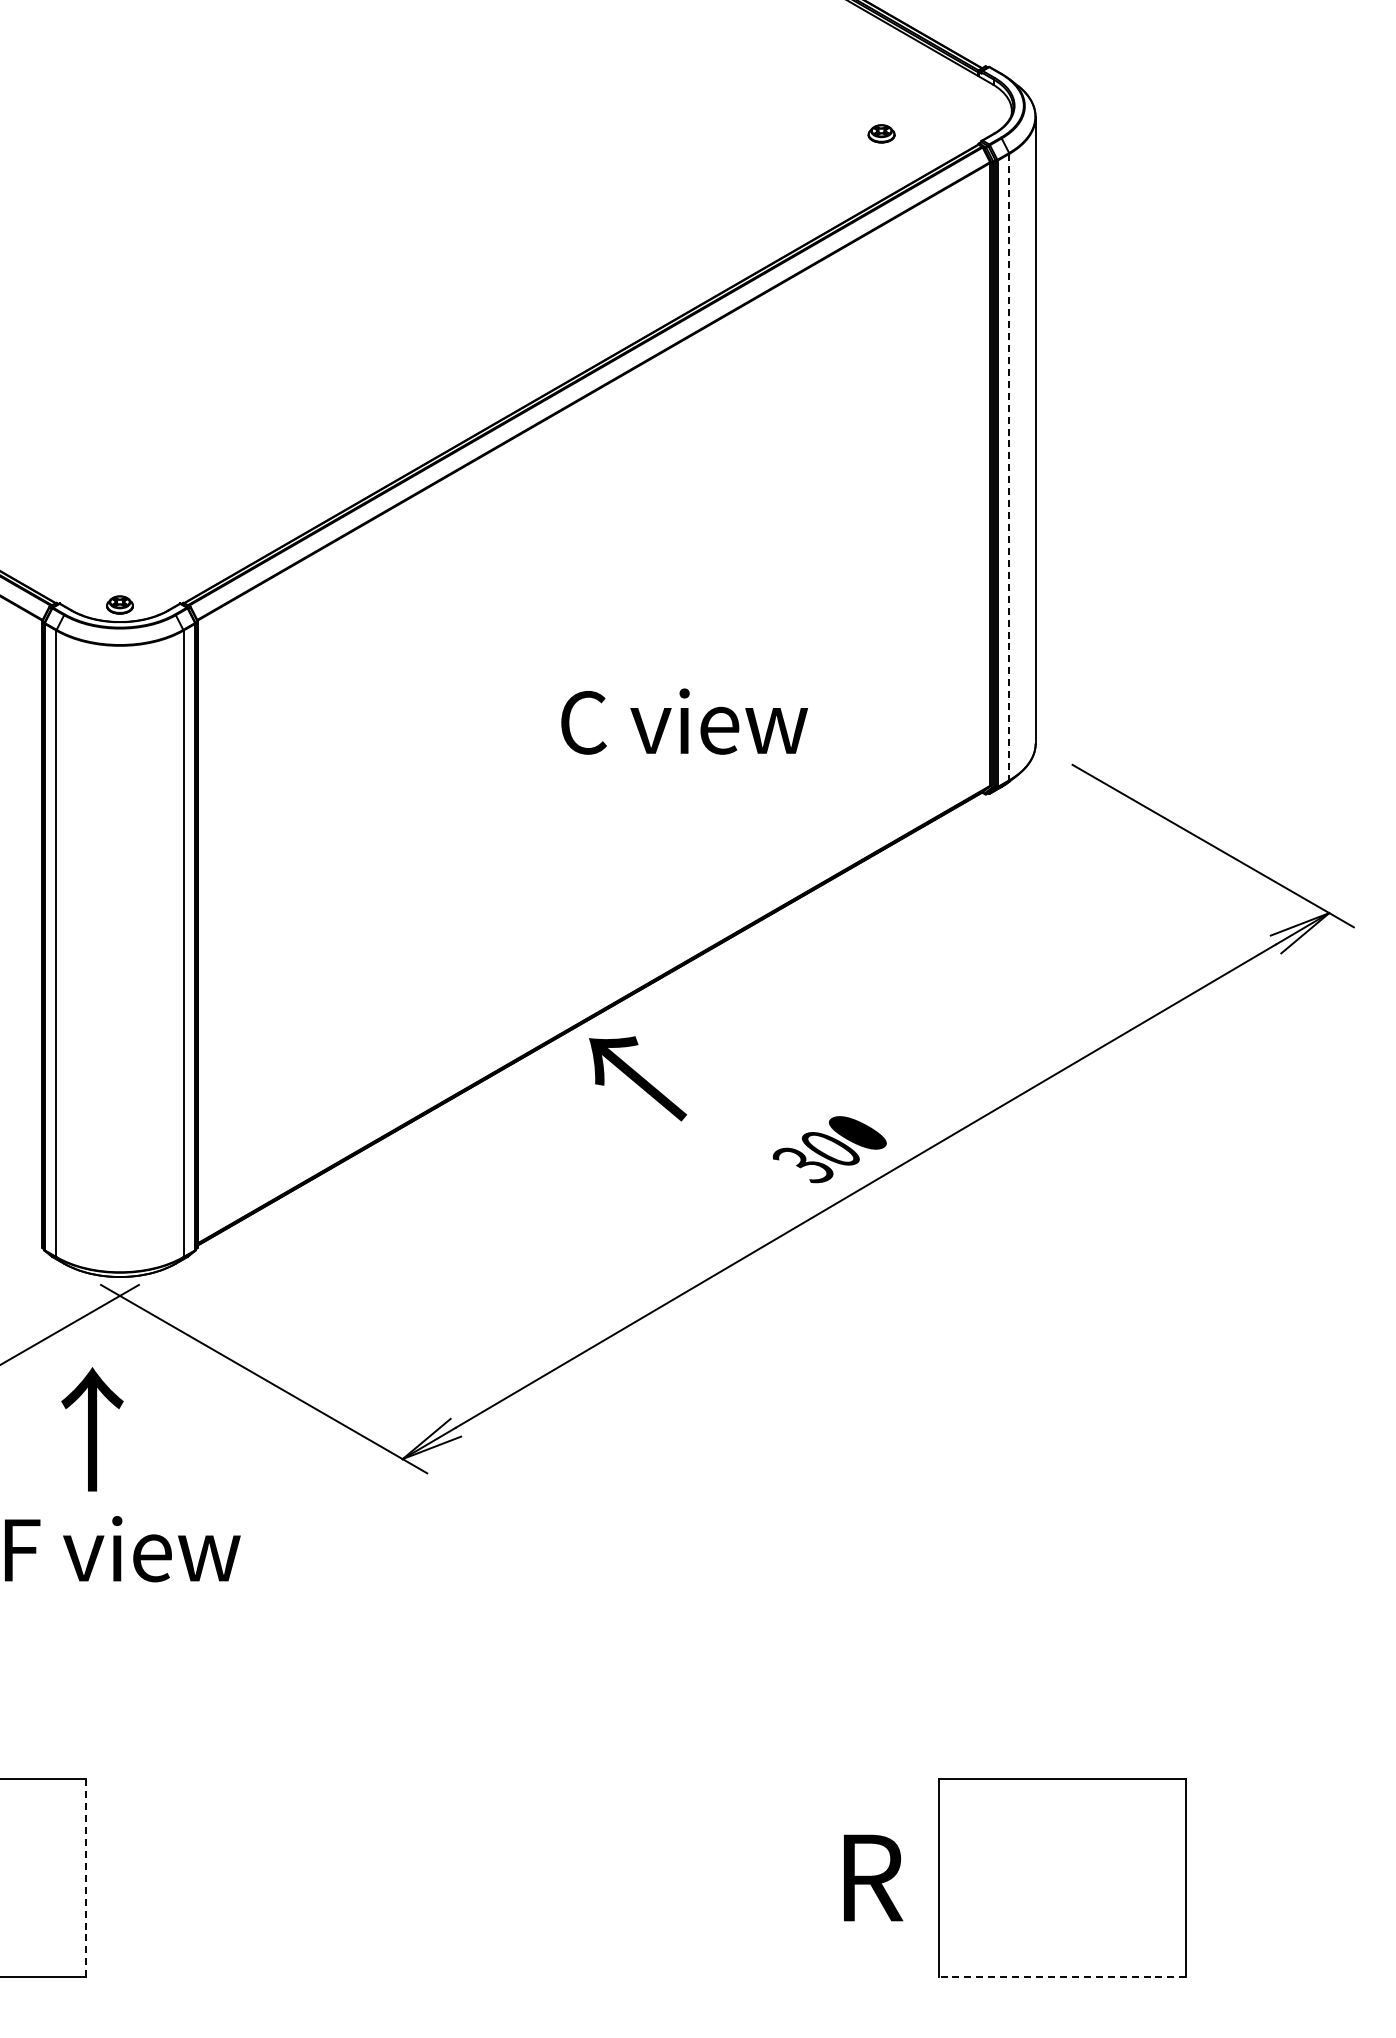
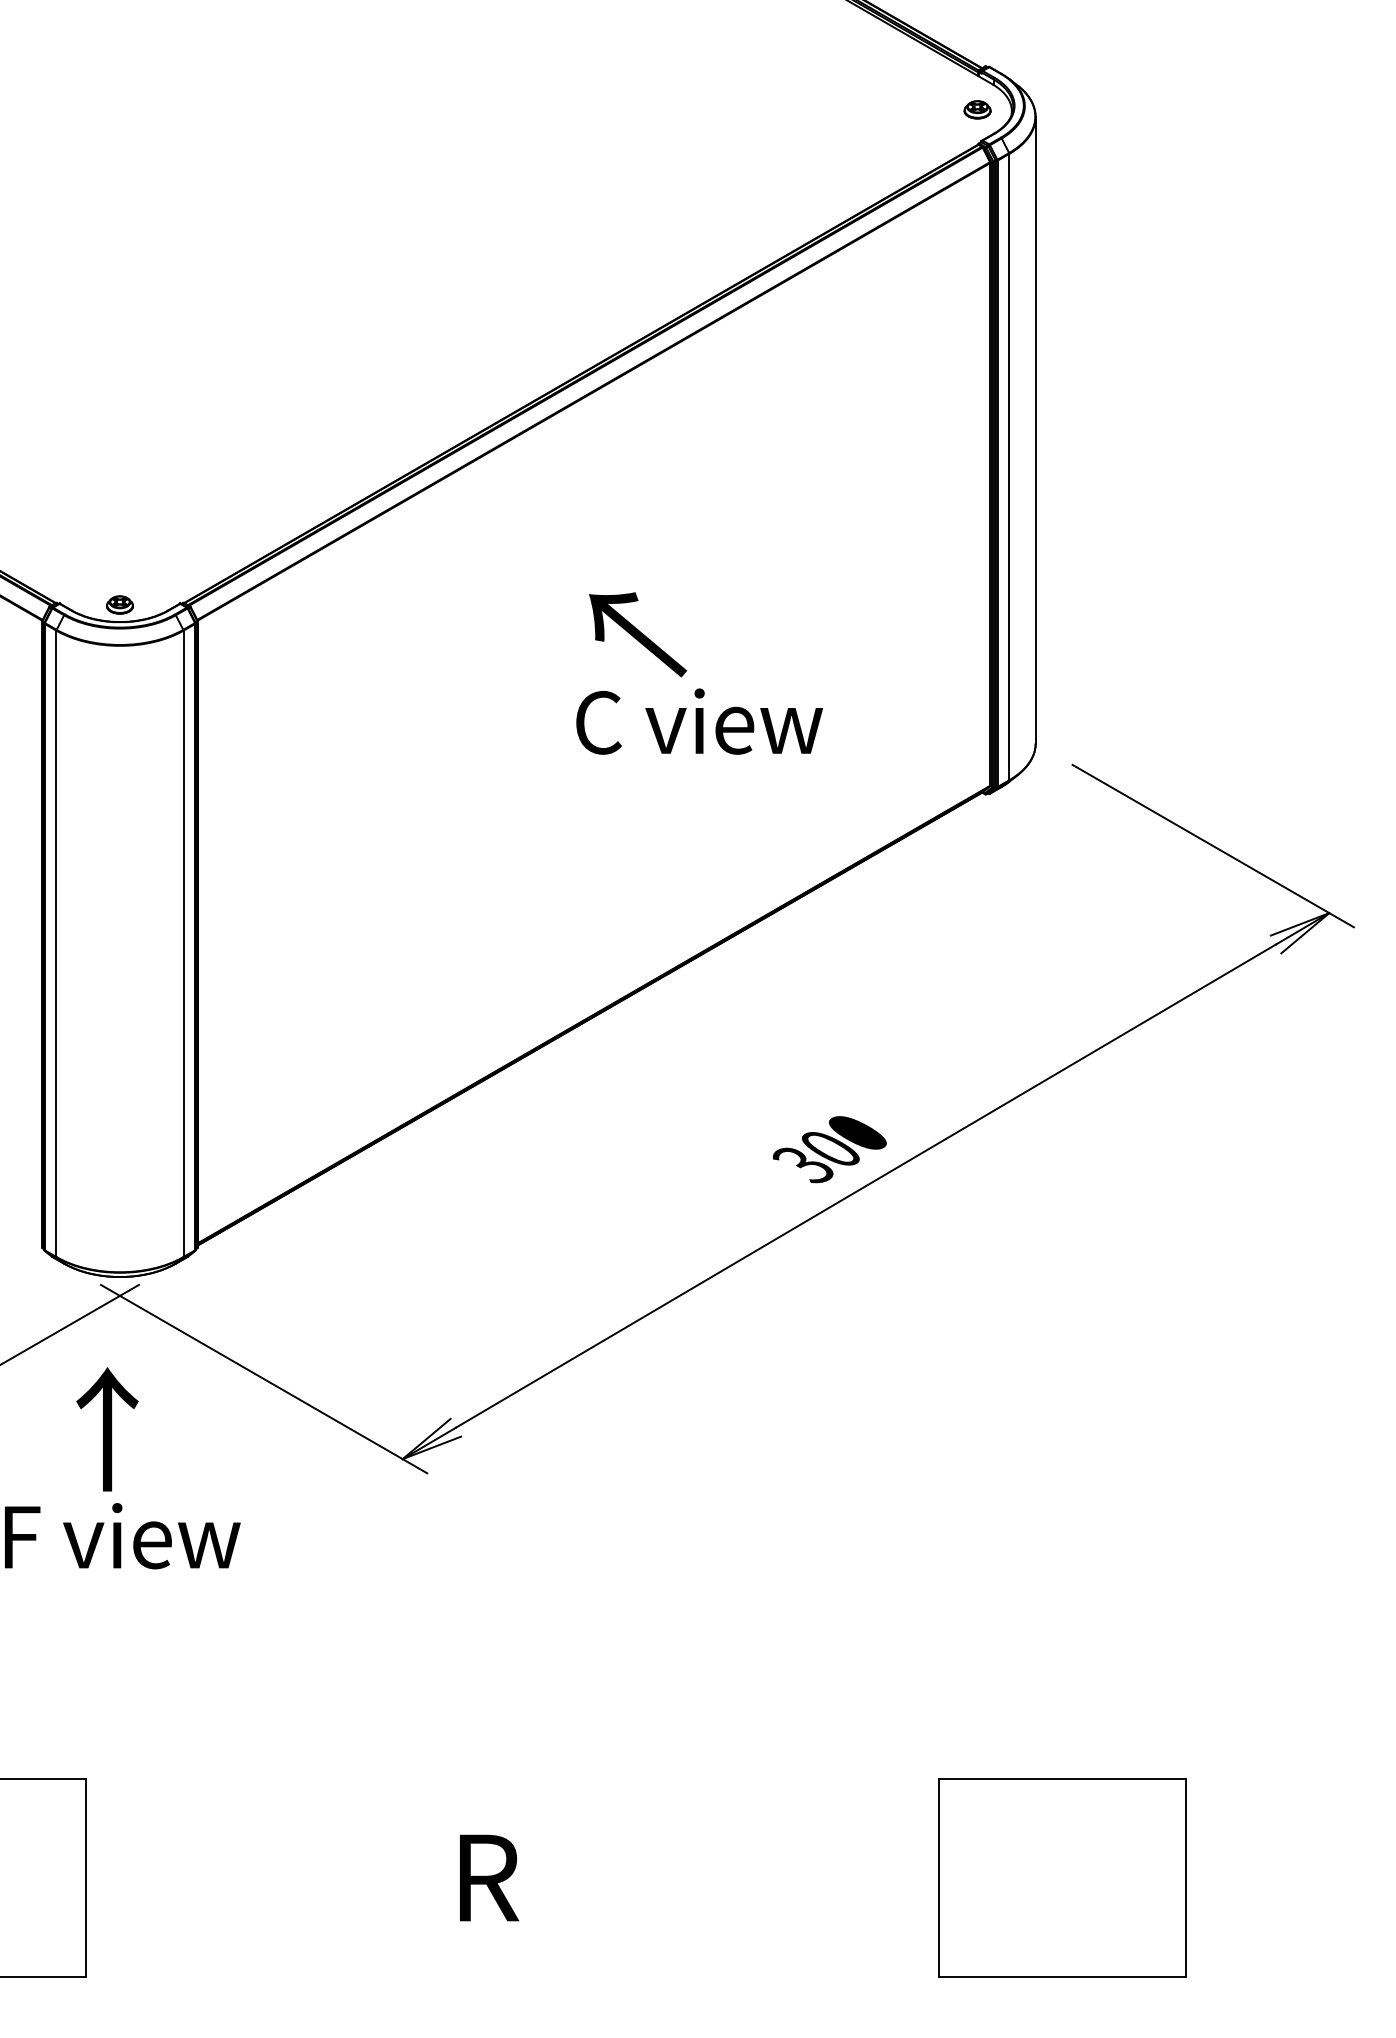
part position: (881, 133) -> (977, 109) (977, 109)
line: dashed -> solid (1009, 467)
text position: (684, 721) -> (699, 721) (699, 721)
text position: (637, 1078) -> (637, 634) (637, 634)
text position: (92, 1429) -> (107, 1429) (107, 1429)
text position: (122, 1549) -> (122, 1536) (122, 1536)
text position: (873, 1877) -> (489, 1877) (489, 1877)
line: dashed -> solid (85, 1878)
line: dashed -> solid (1062, 1976)
